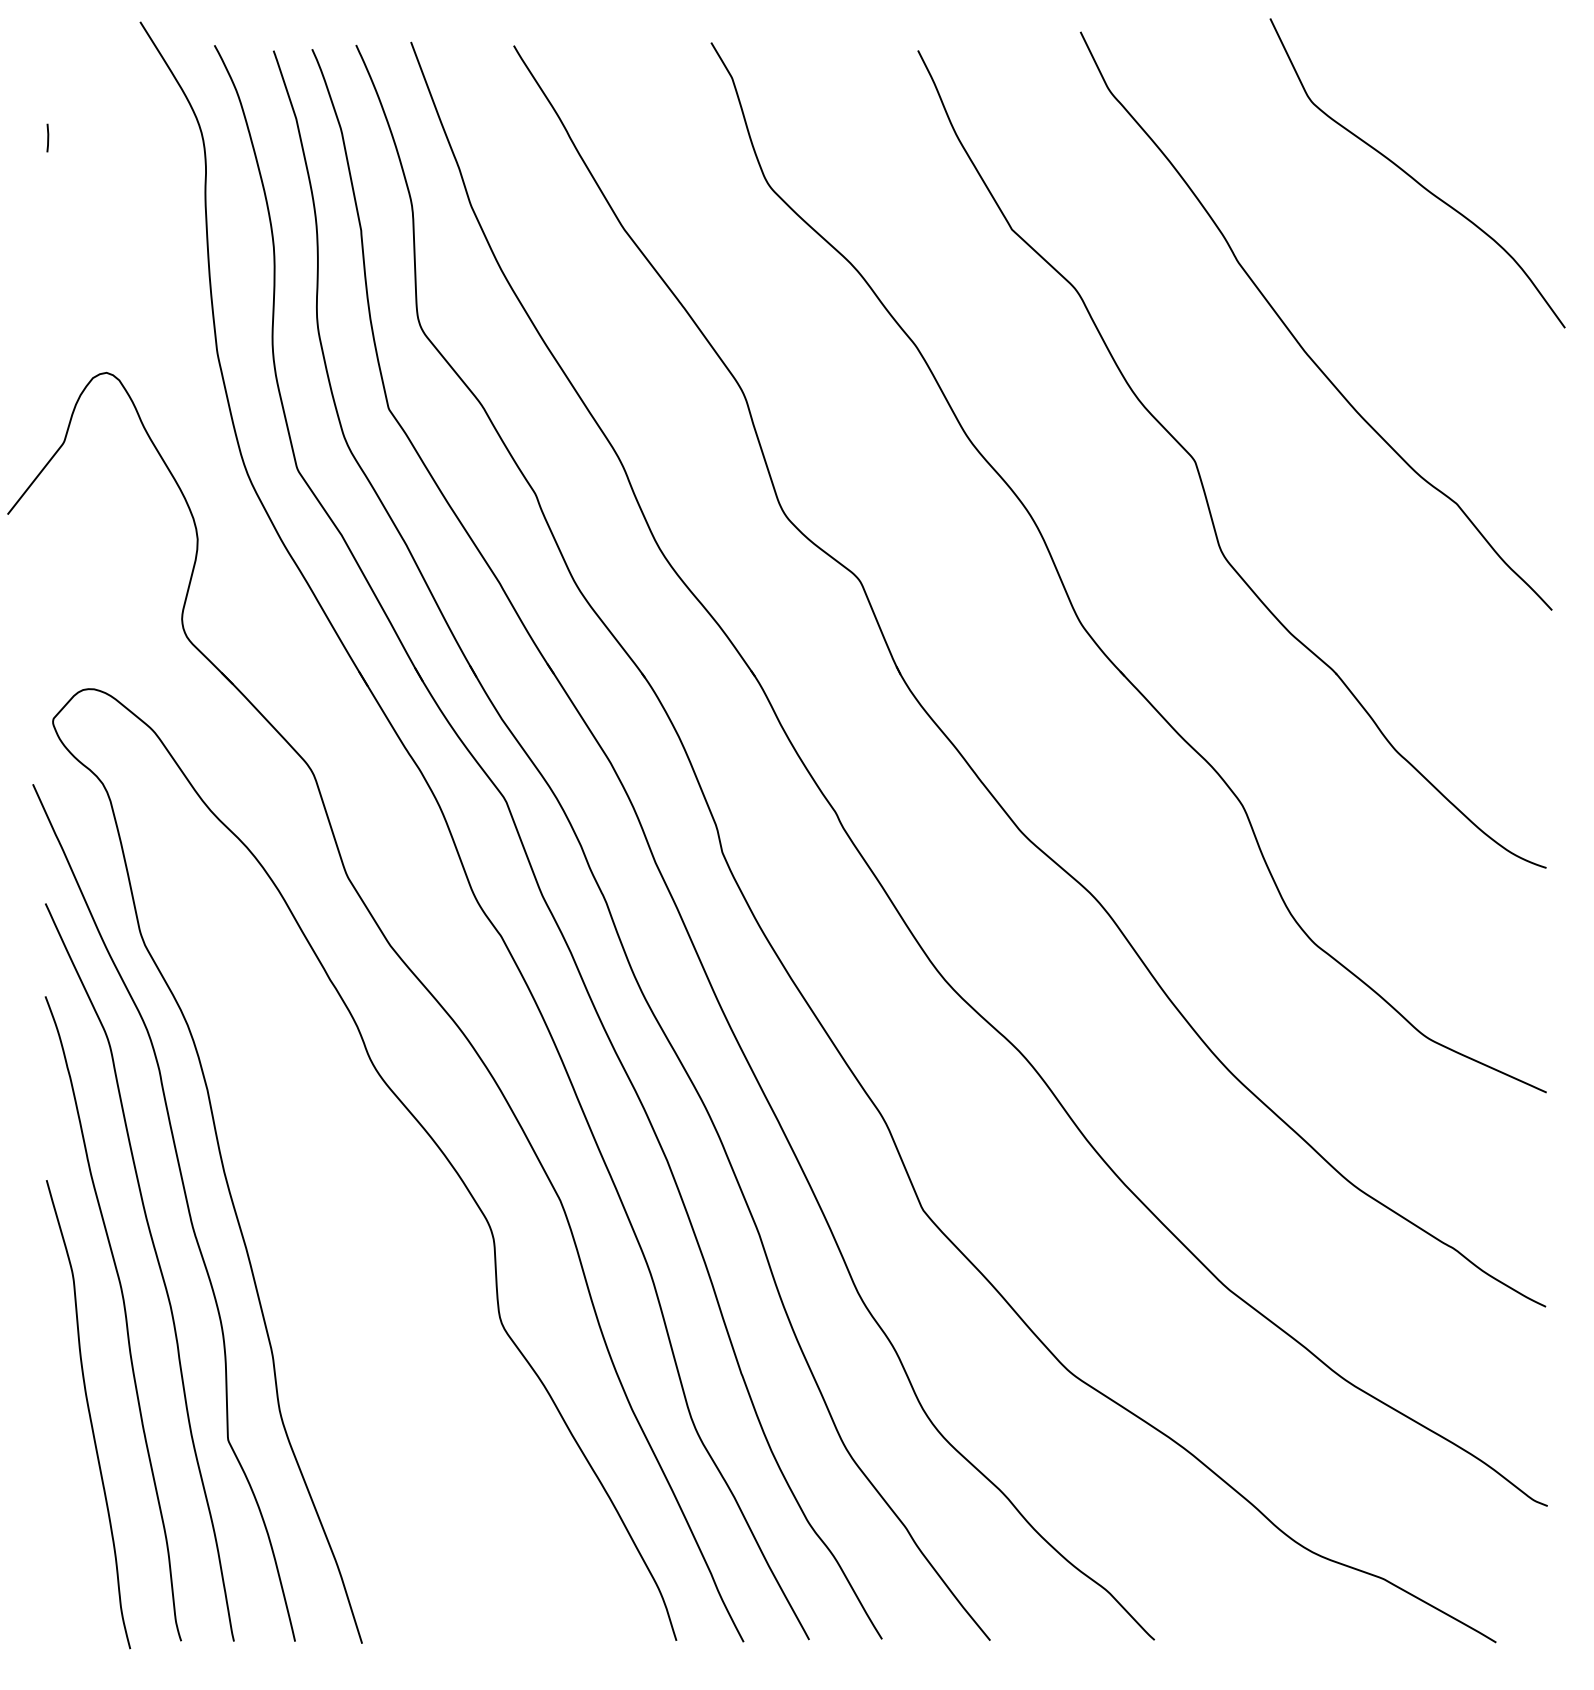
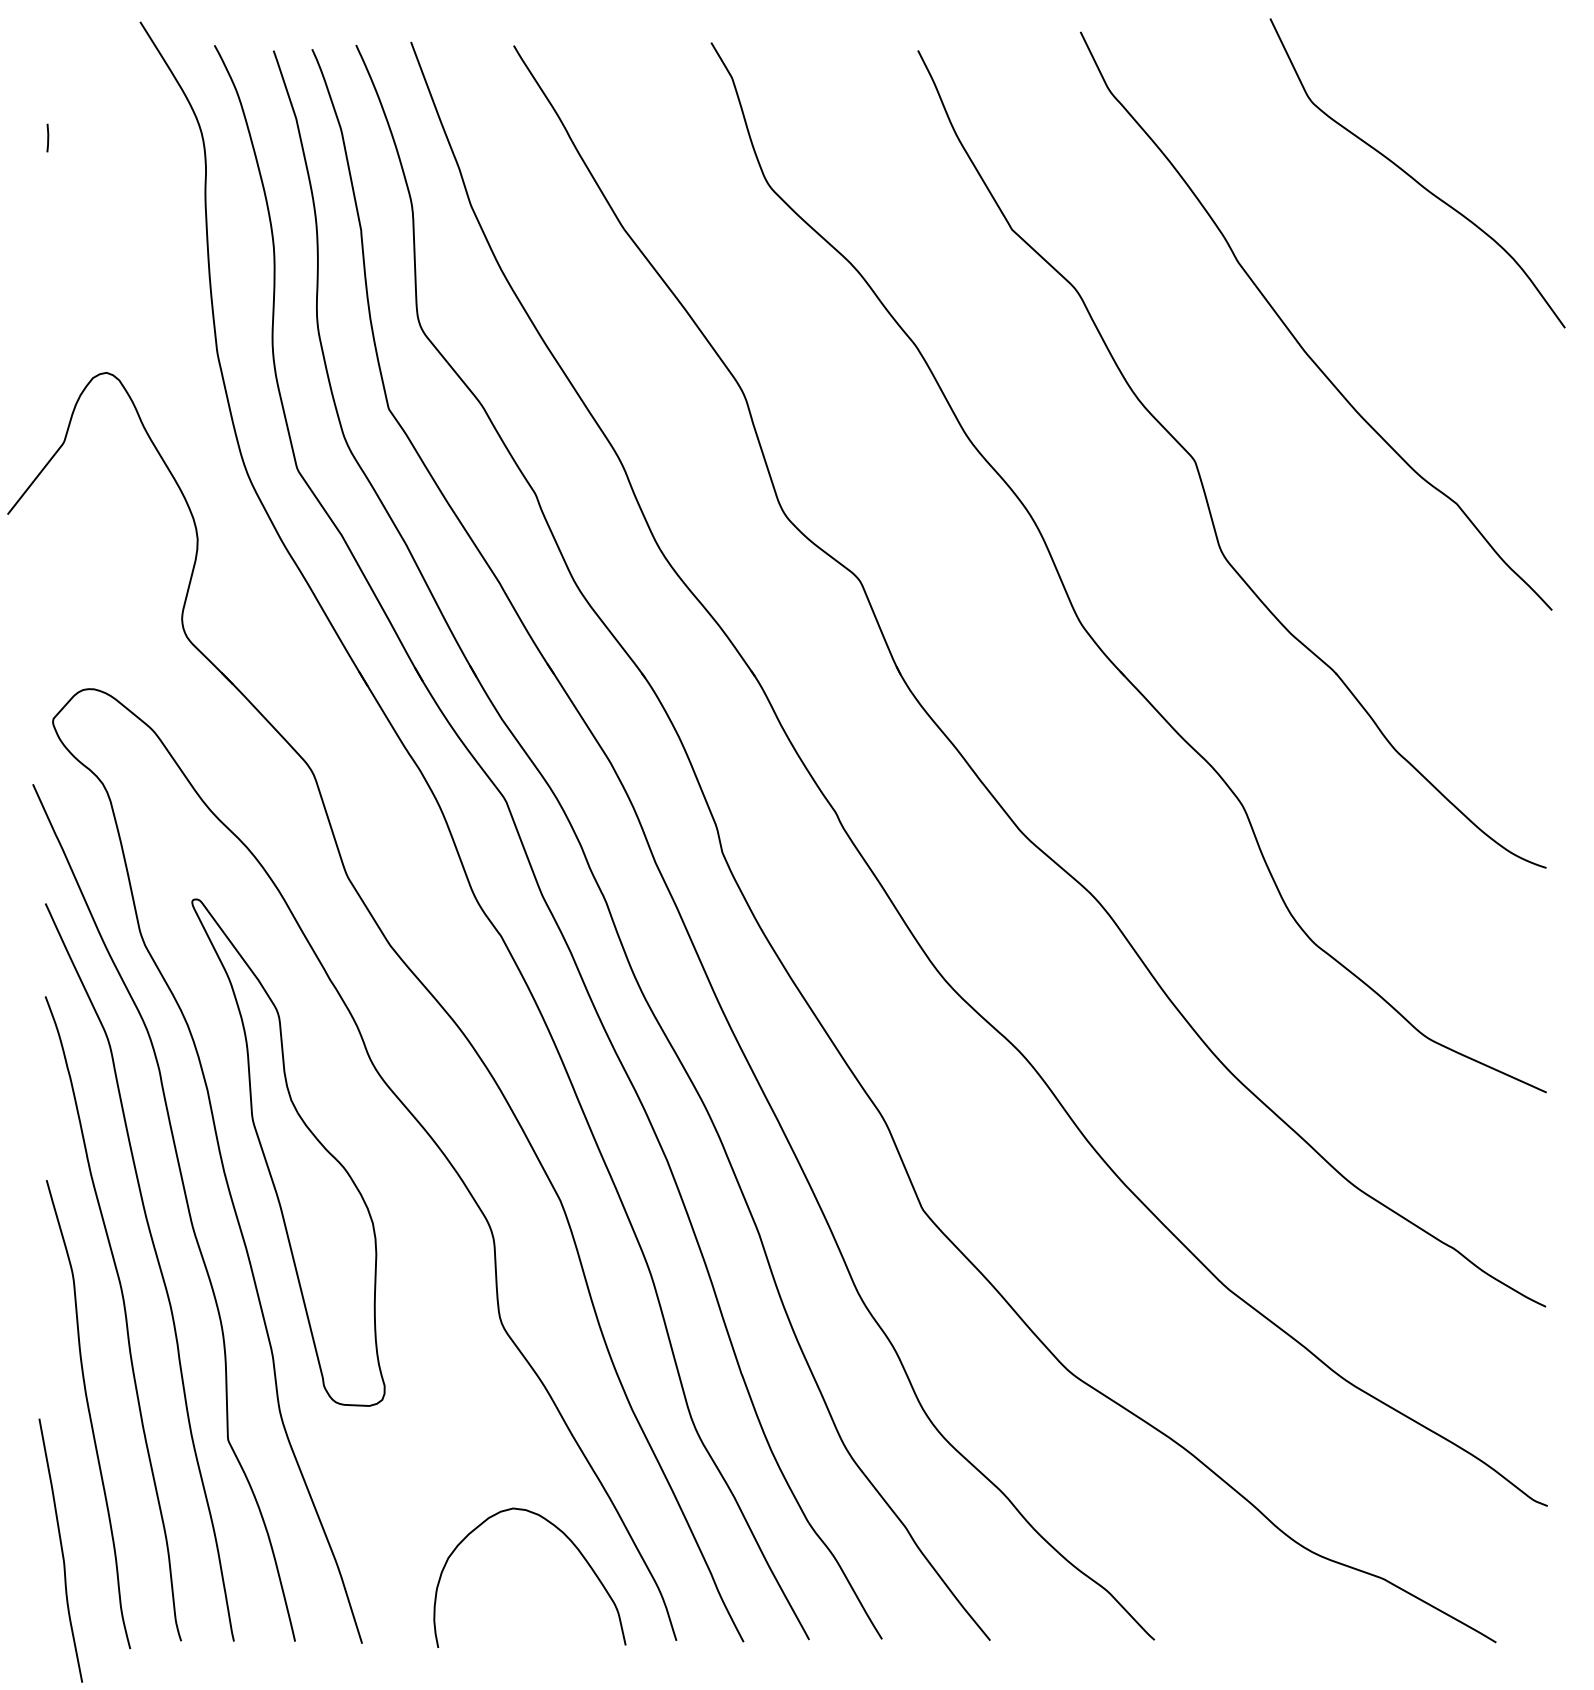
part: none -> present (288, 1152)
curve: none -> present (572, 1544)
curve: none -> present (61, 1550)
